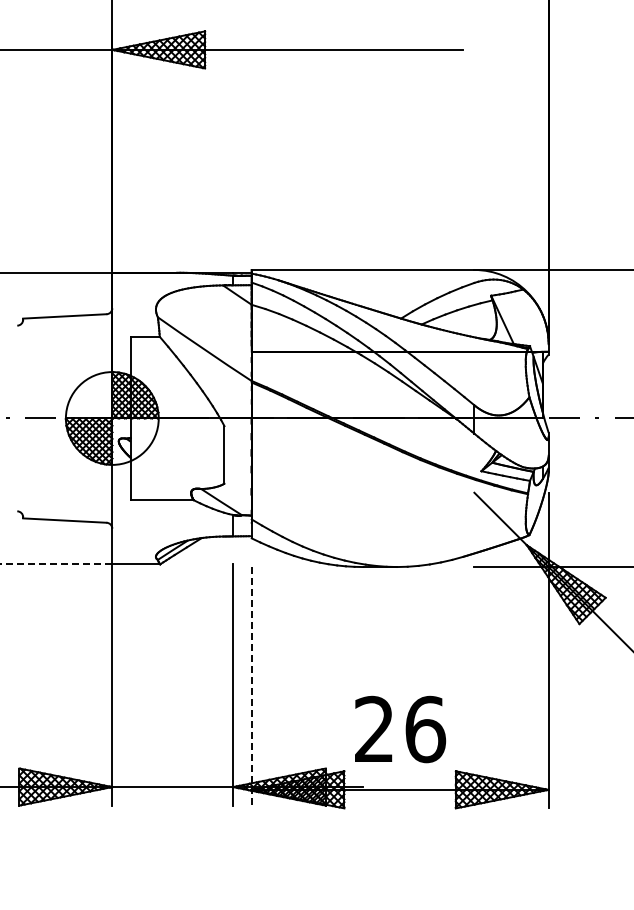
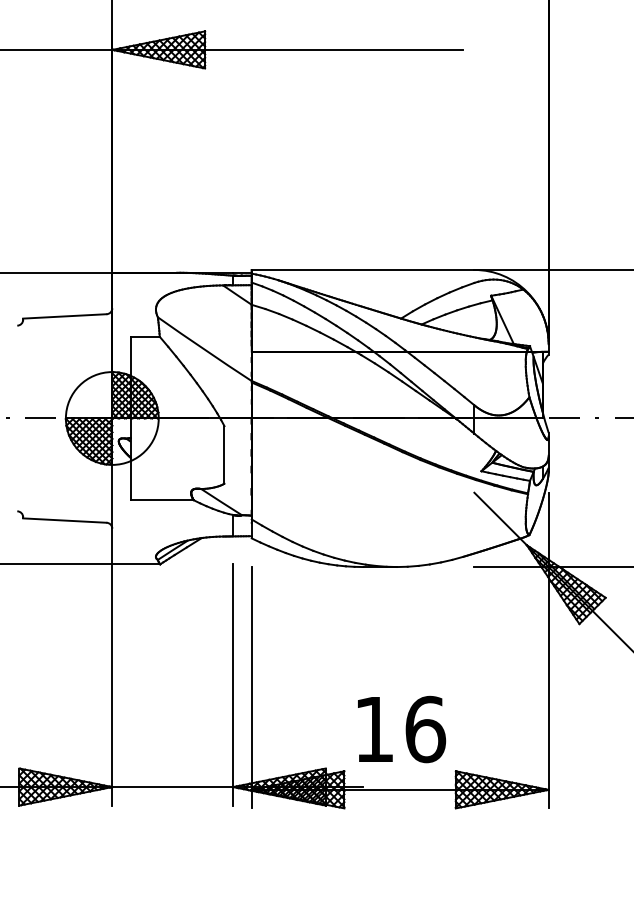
line: dashed -> solid (56, 564)
line: dashed -> solid (251, 687)
text: 26 -> 16 (373, 728)
